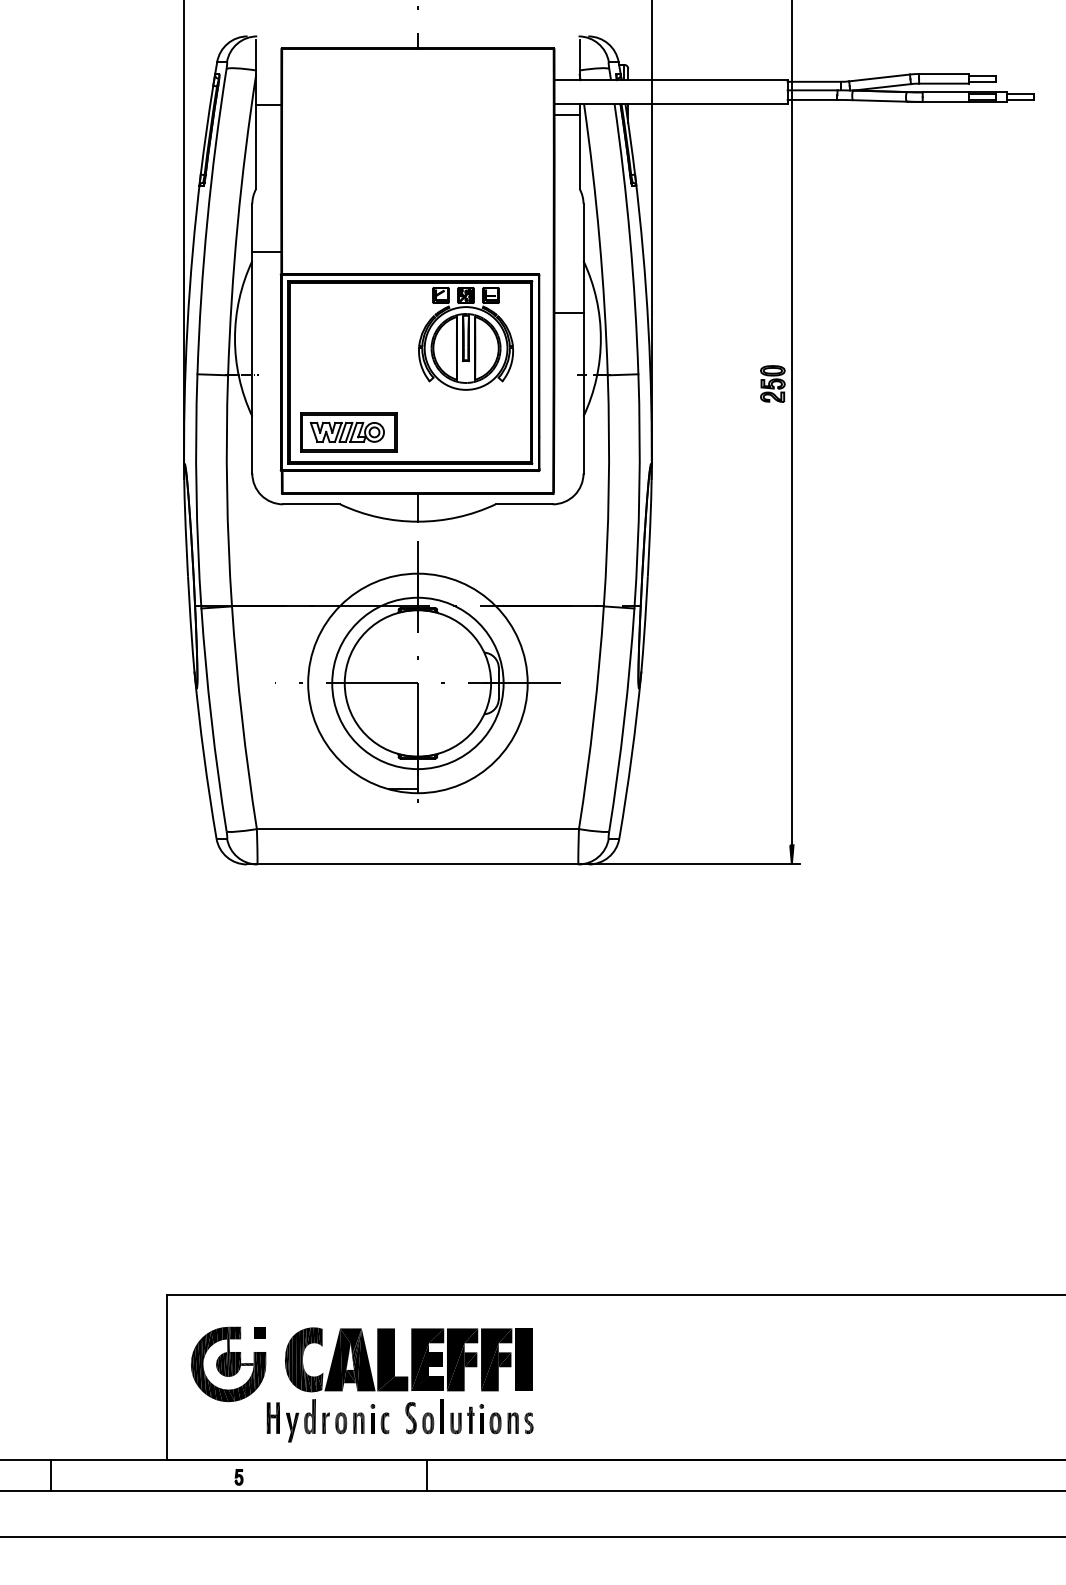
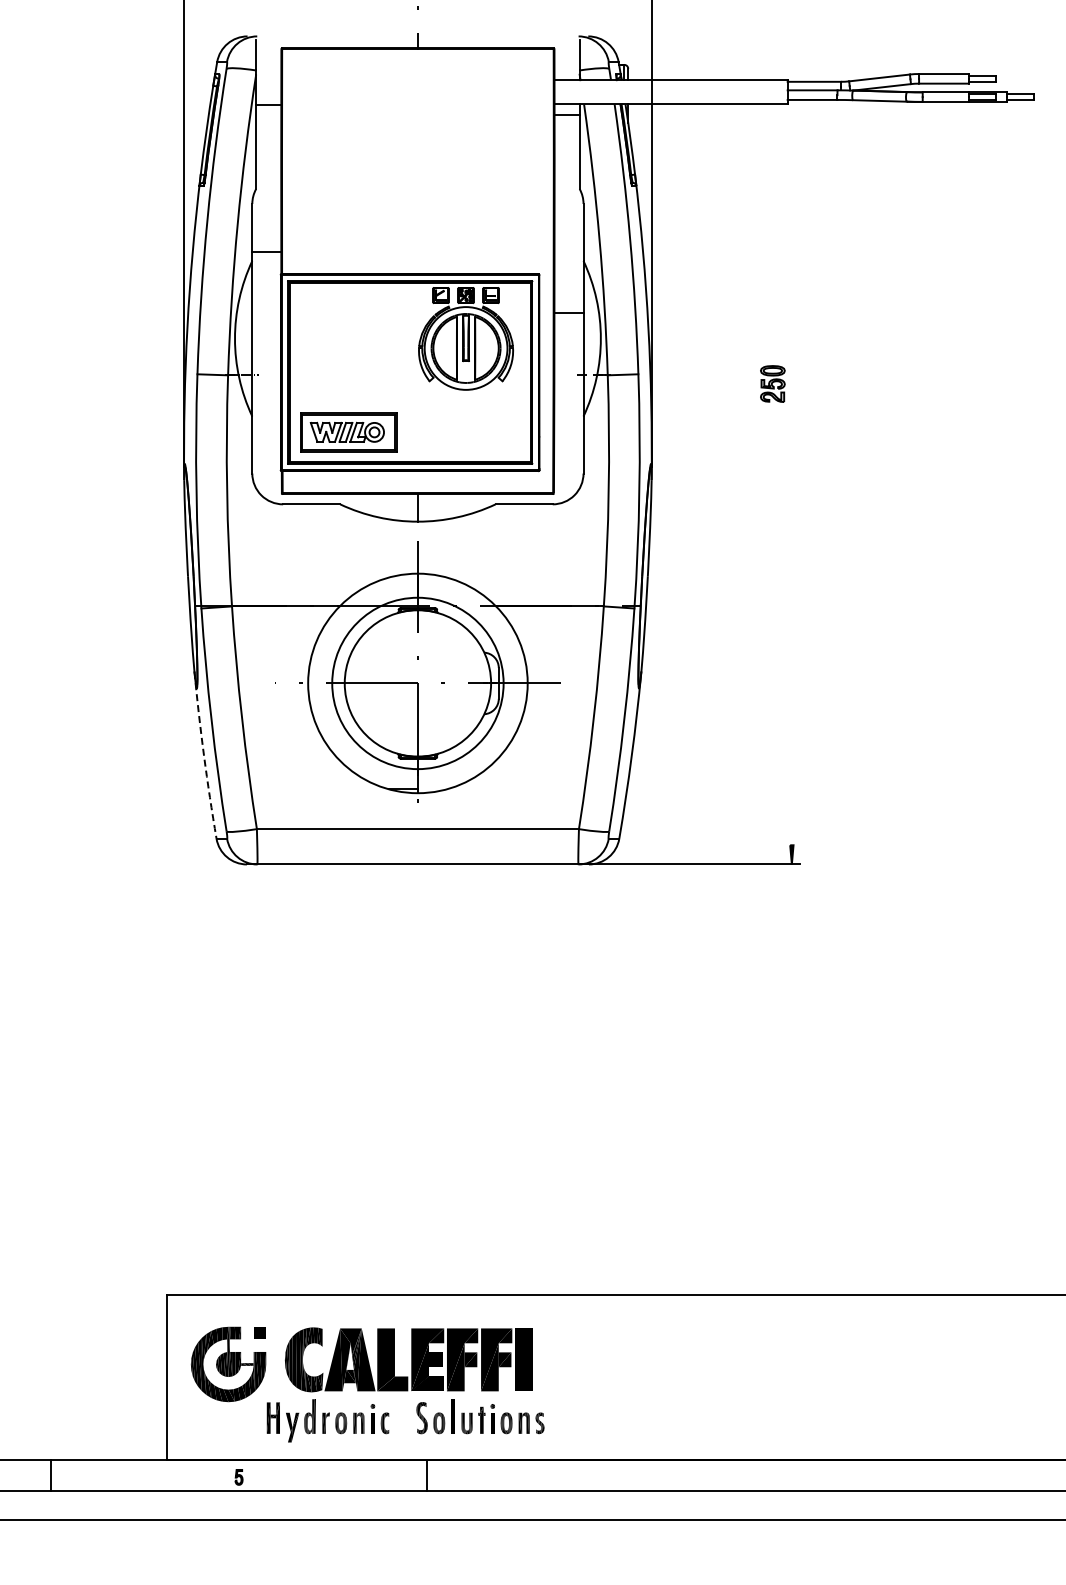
line: present -> none (791, 423)
arc: solid -> dashed (204, 755)
part position: (469, 1416) -> (480, 1416) (480, 1416)
line position: (532, 1537) -> (532, 1520) (532, 1520)
